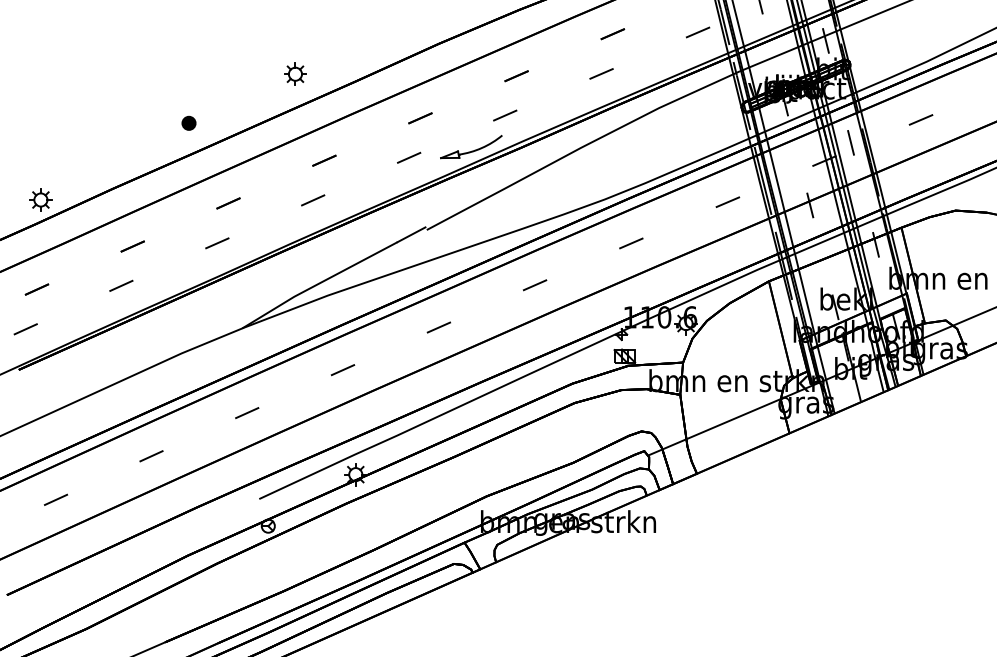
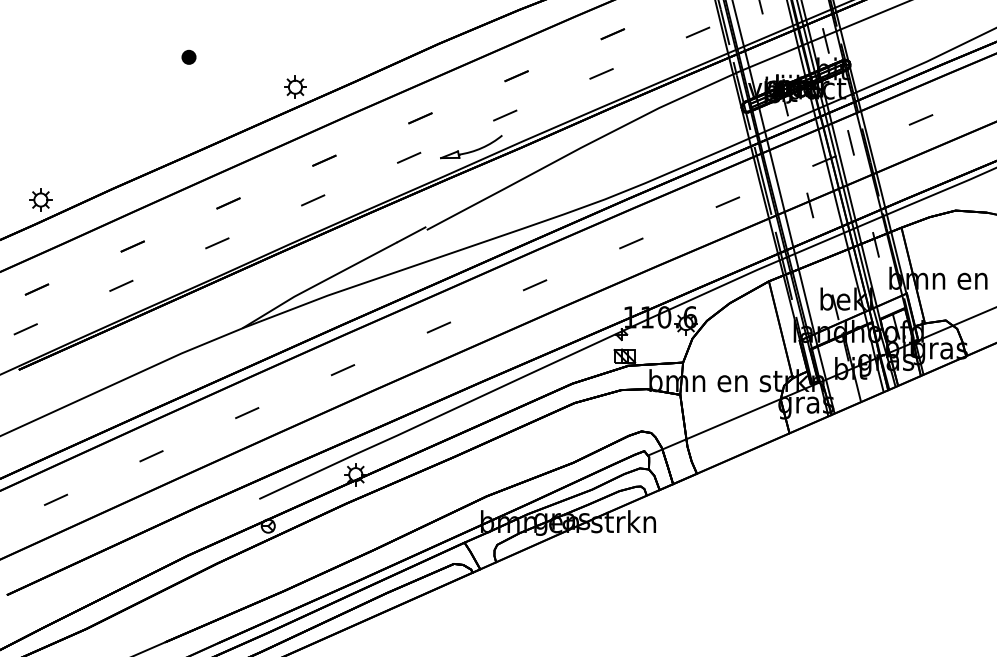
part position: (295, 73) -> (295, 86) (295, 86)
part position: (188, 122) -> (188, 56) (188, 56)
